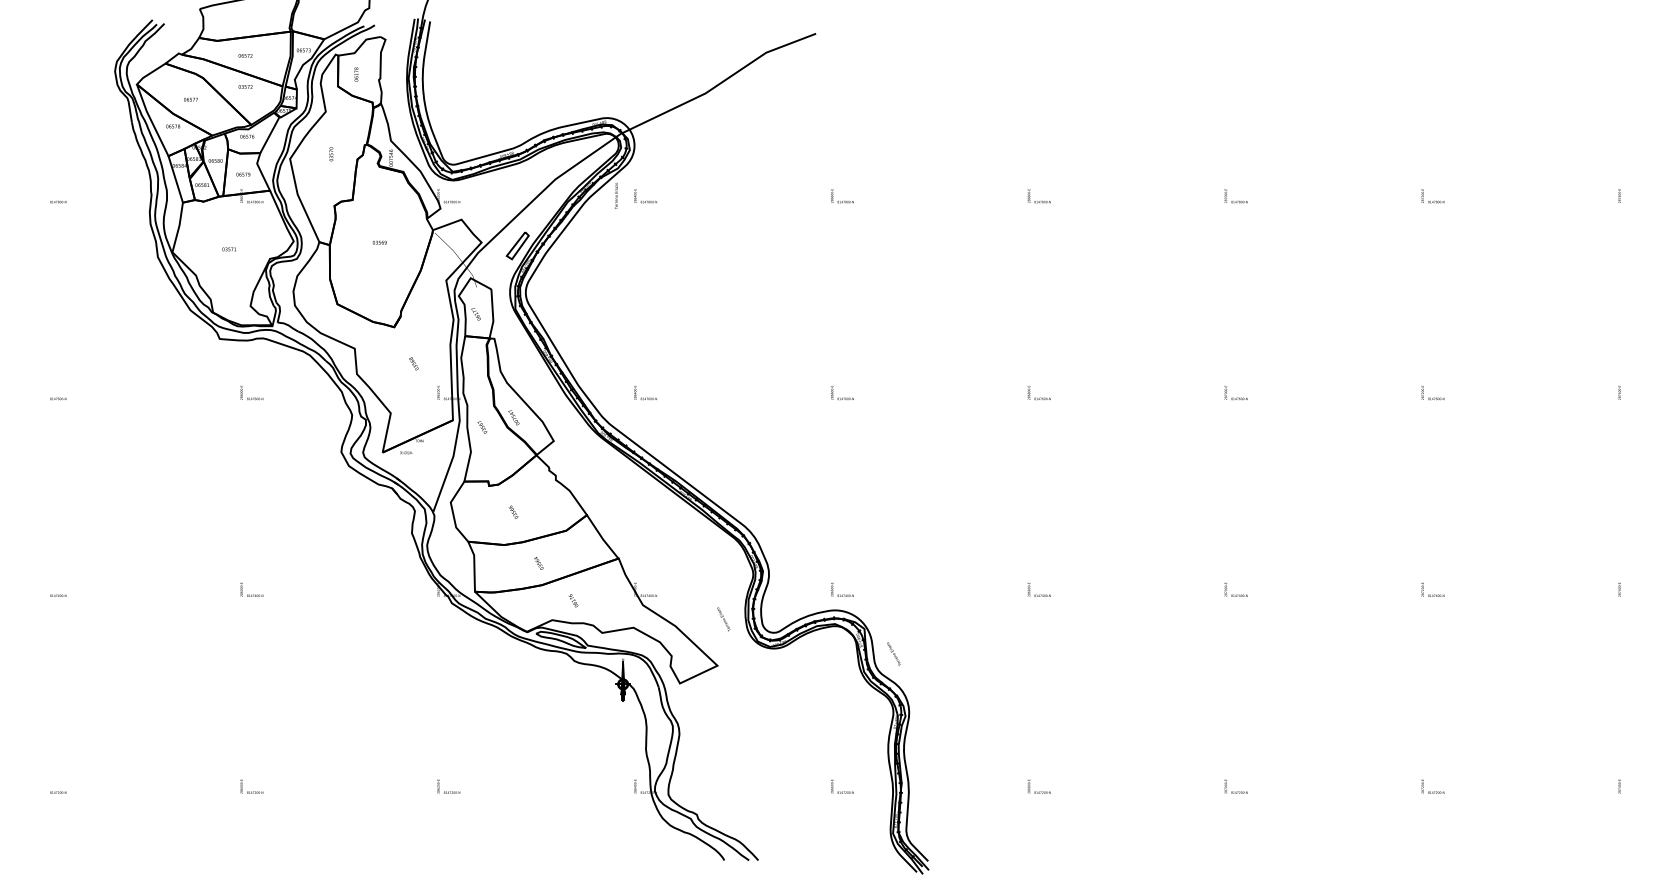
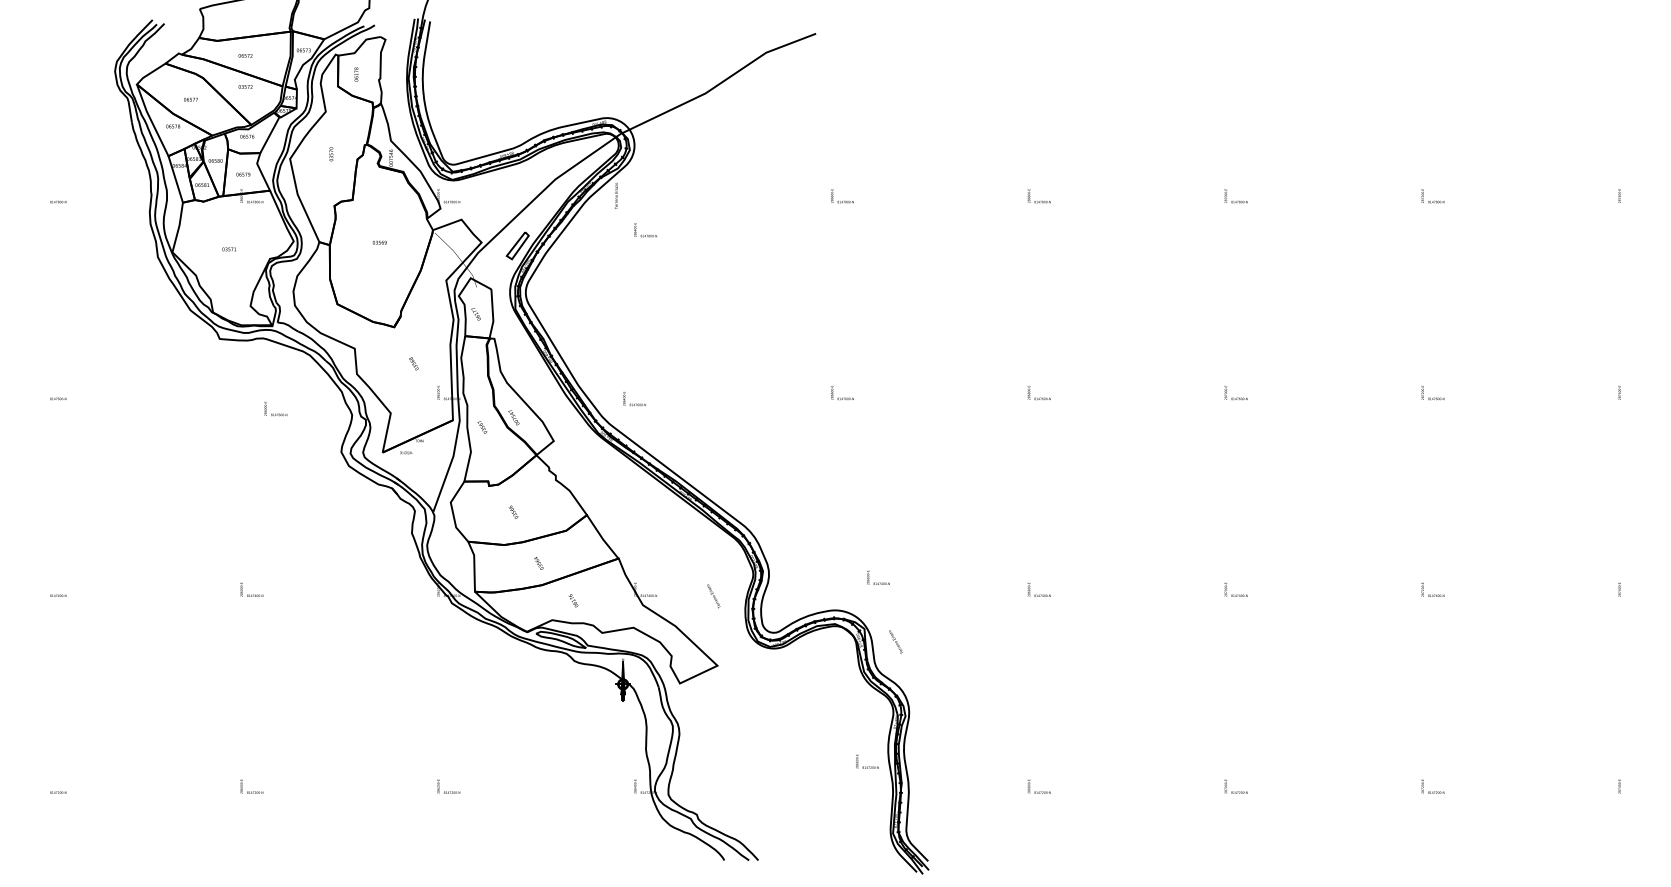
text position: (645, 196) -> (645, 230) (645, 230)
text position: (251, 393) -> (275, 409) (275, 409)
text position: (645, 393) -> (634, 399) (634, 399)
text position: (842, 589) -> (878, 577) (878, 577)
text position: (723, 619) -> (713, 596) (713, 596)
text position: (893, 653) -> (895, 641) (895, 641)
text position: (842, 786) -> (867, 761) (867, 761)
